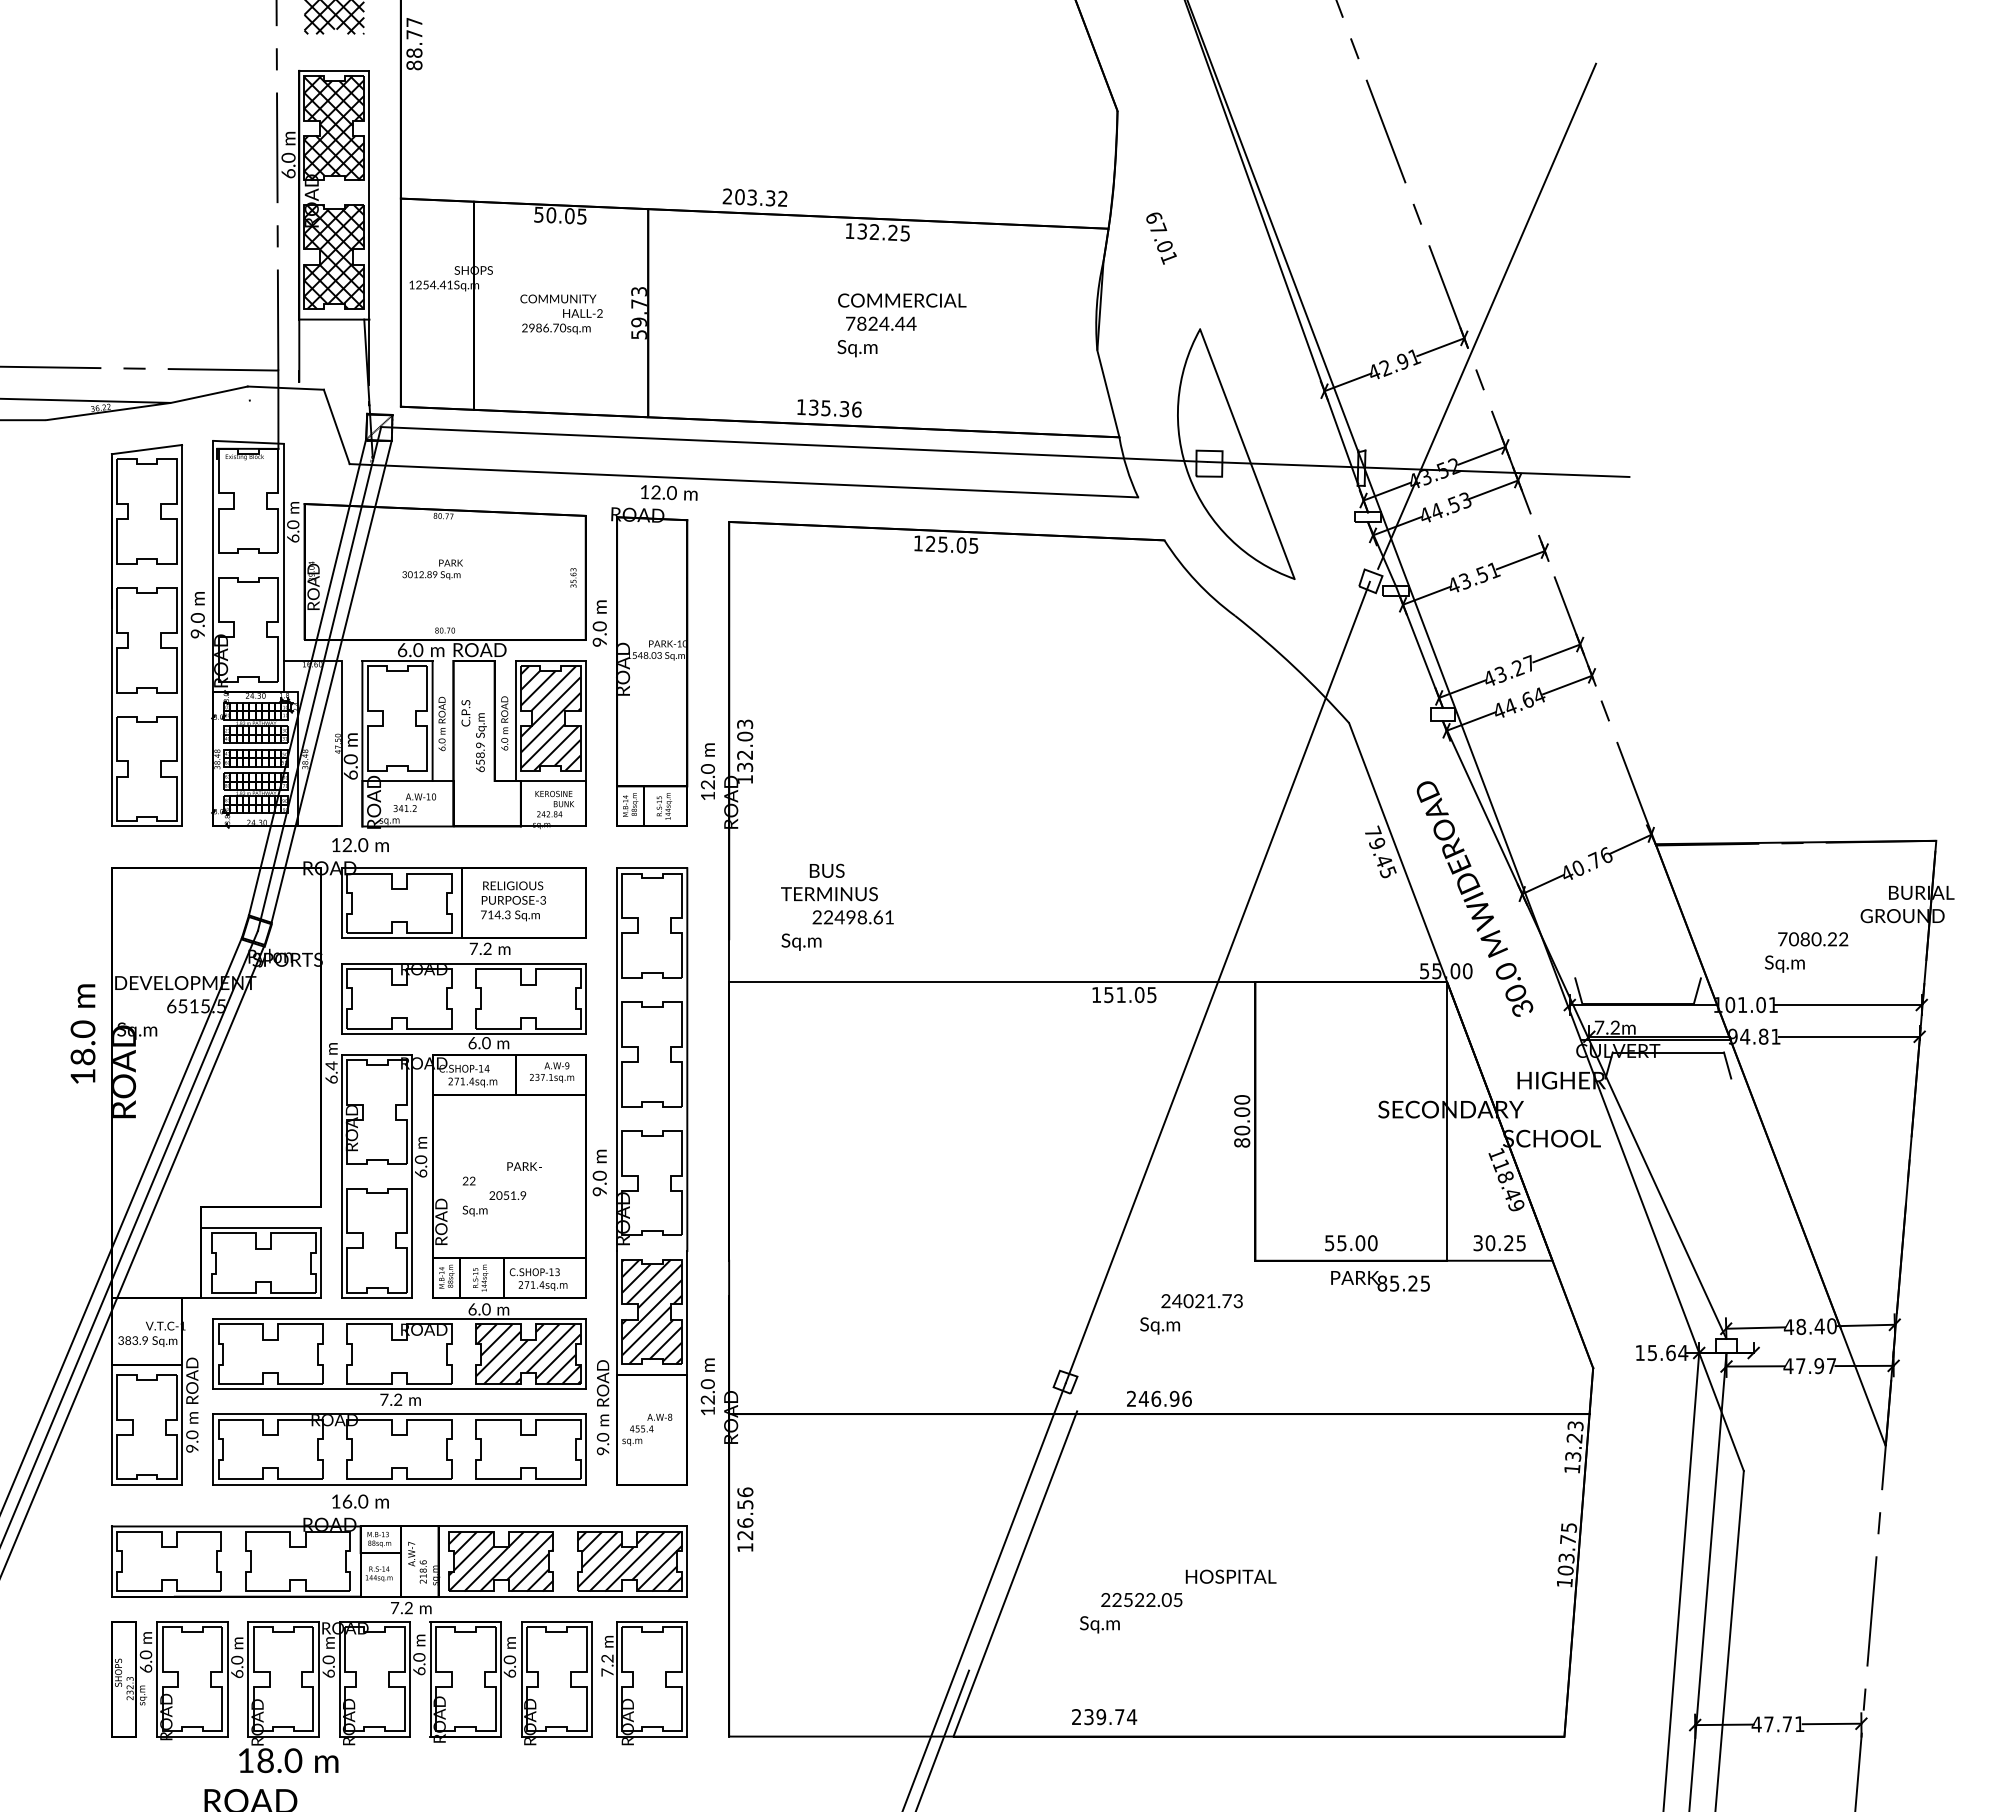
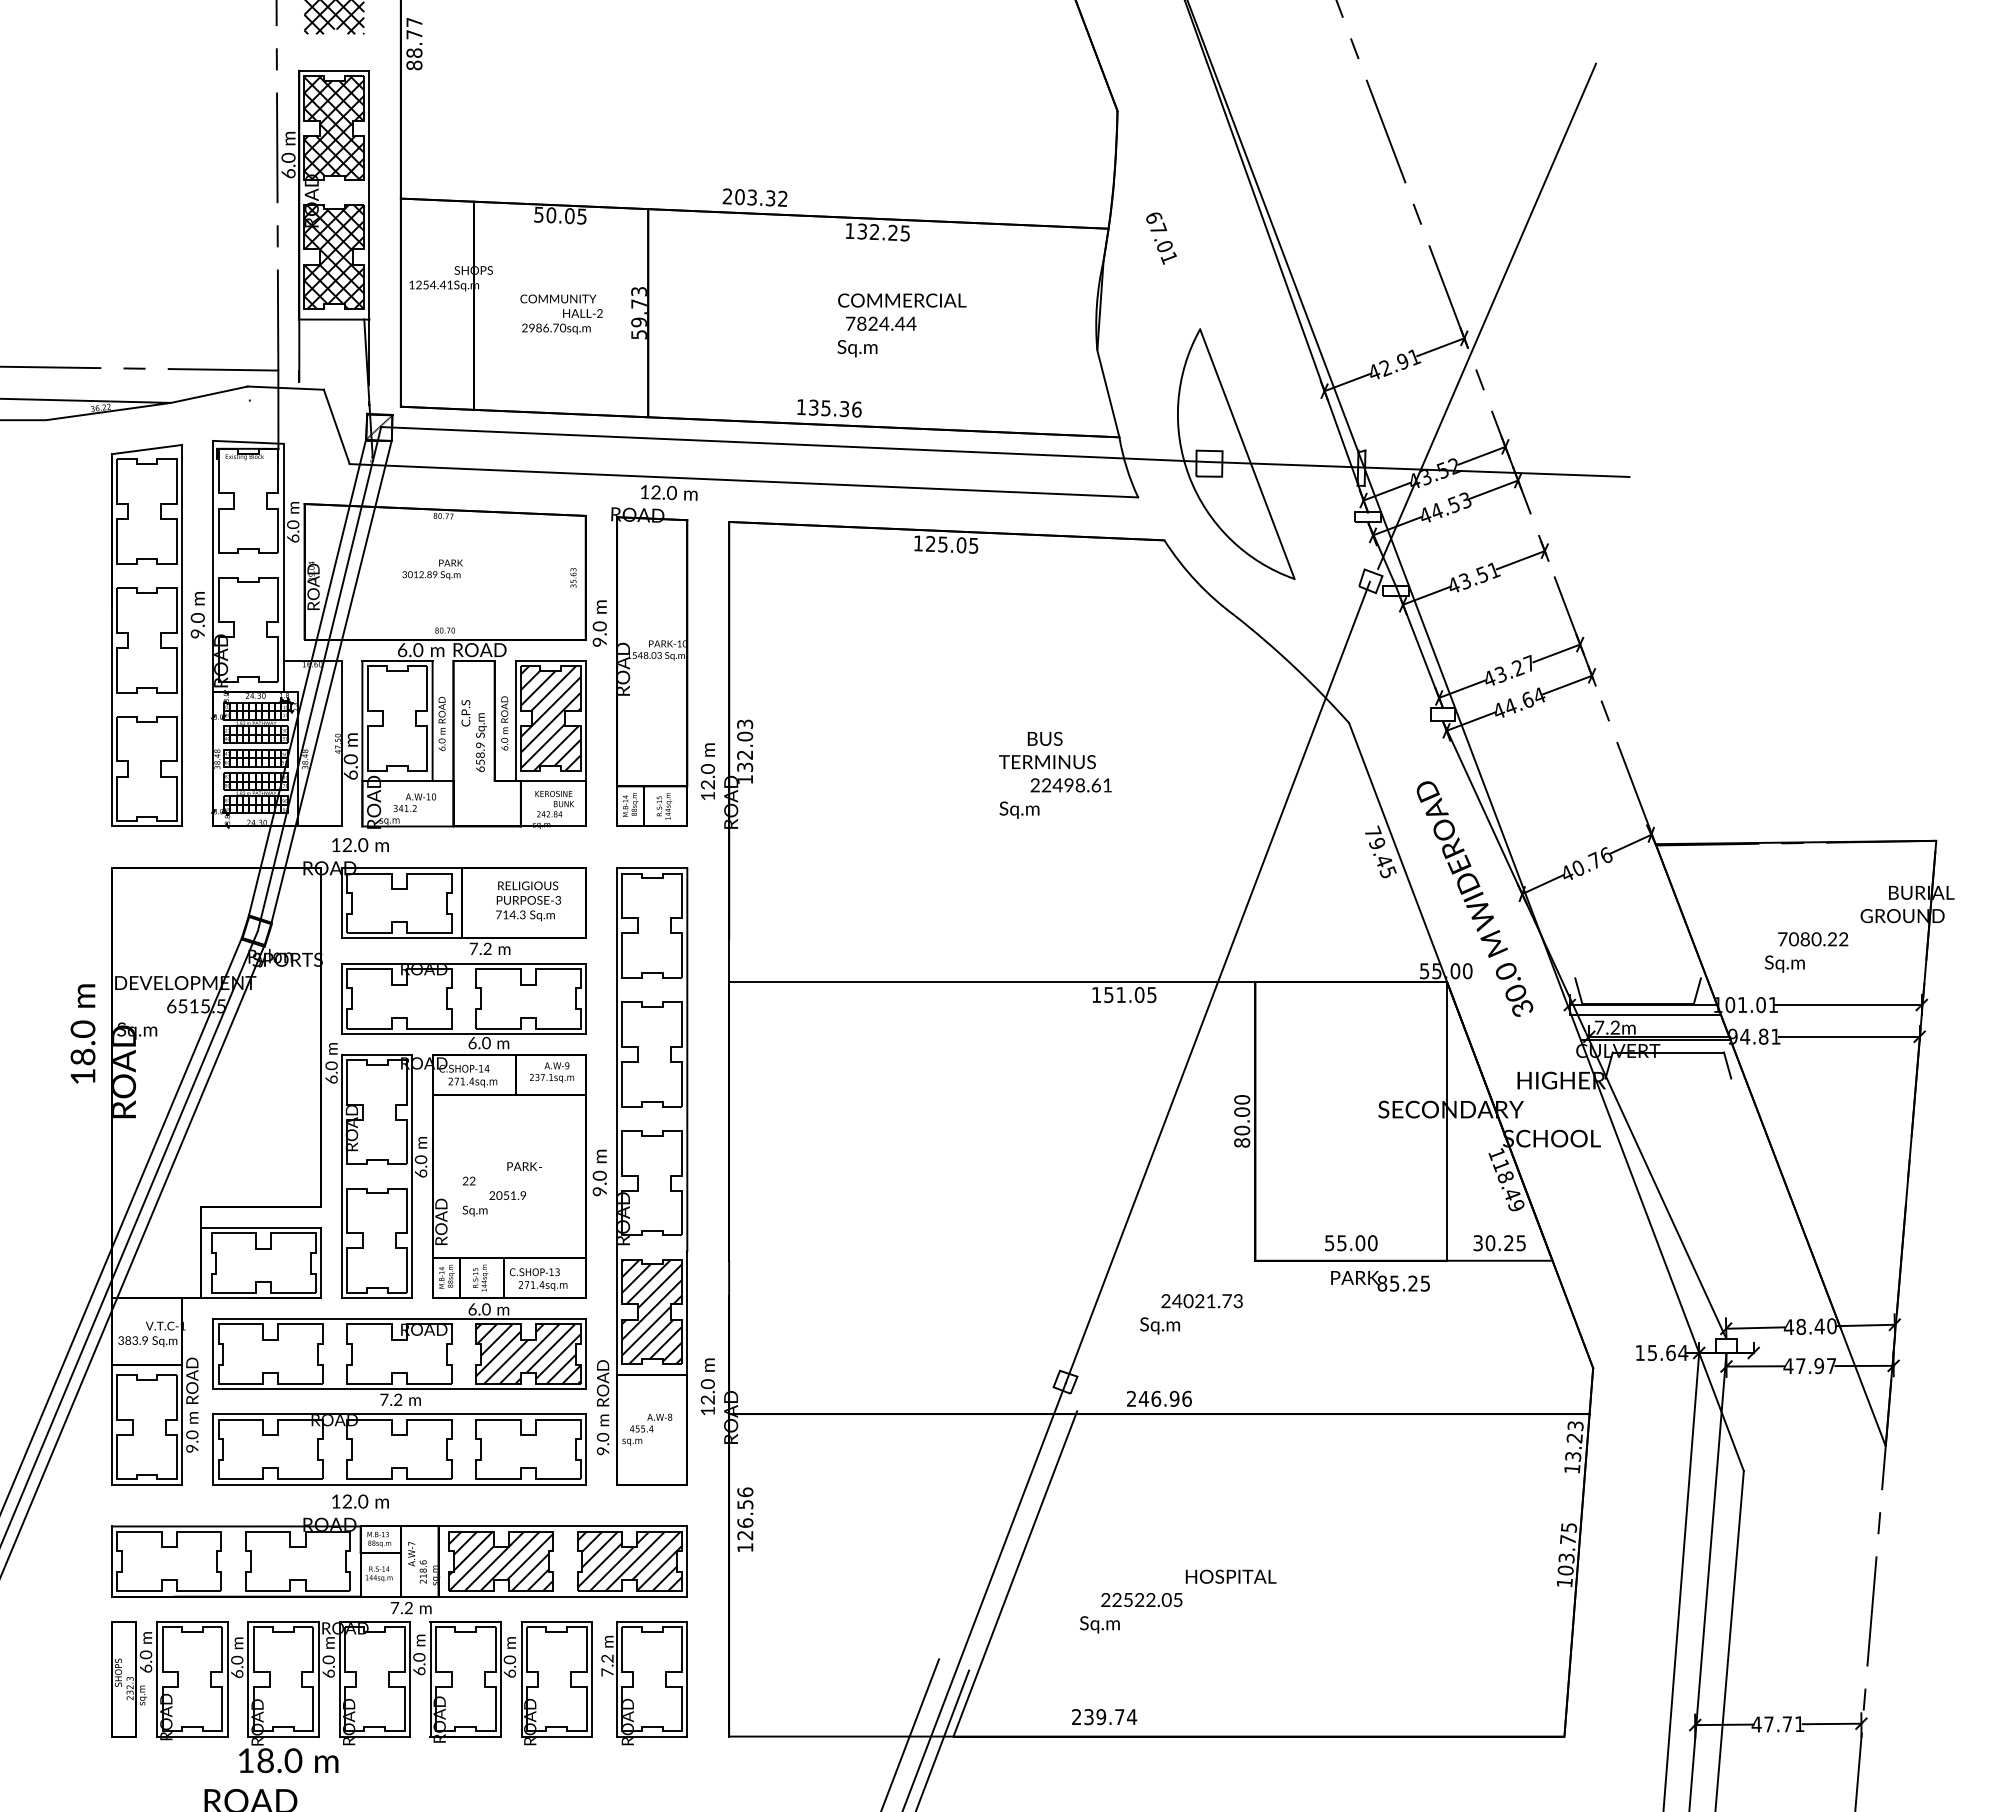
text position: (513, 901) -> (528, 901) (528, 901)
text position: (837, 906) -> (1055, 774) (1055, 774)
line: none -> present (1646, 1015)
text: 6.4 -> 6.0 (331, 1065)
text: 16.0 -> 12.0 (347, 1501)
line: none -> present (910, 1733)
